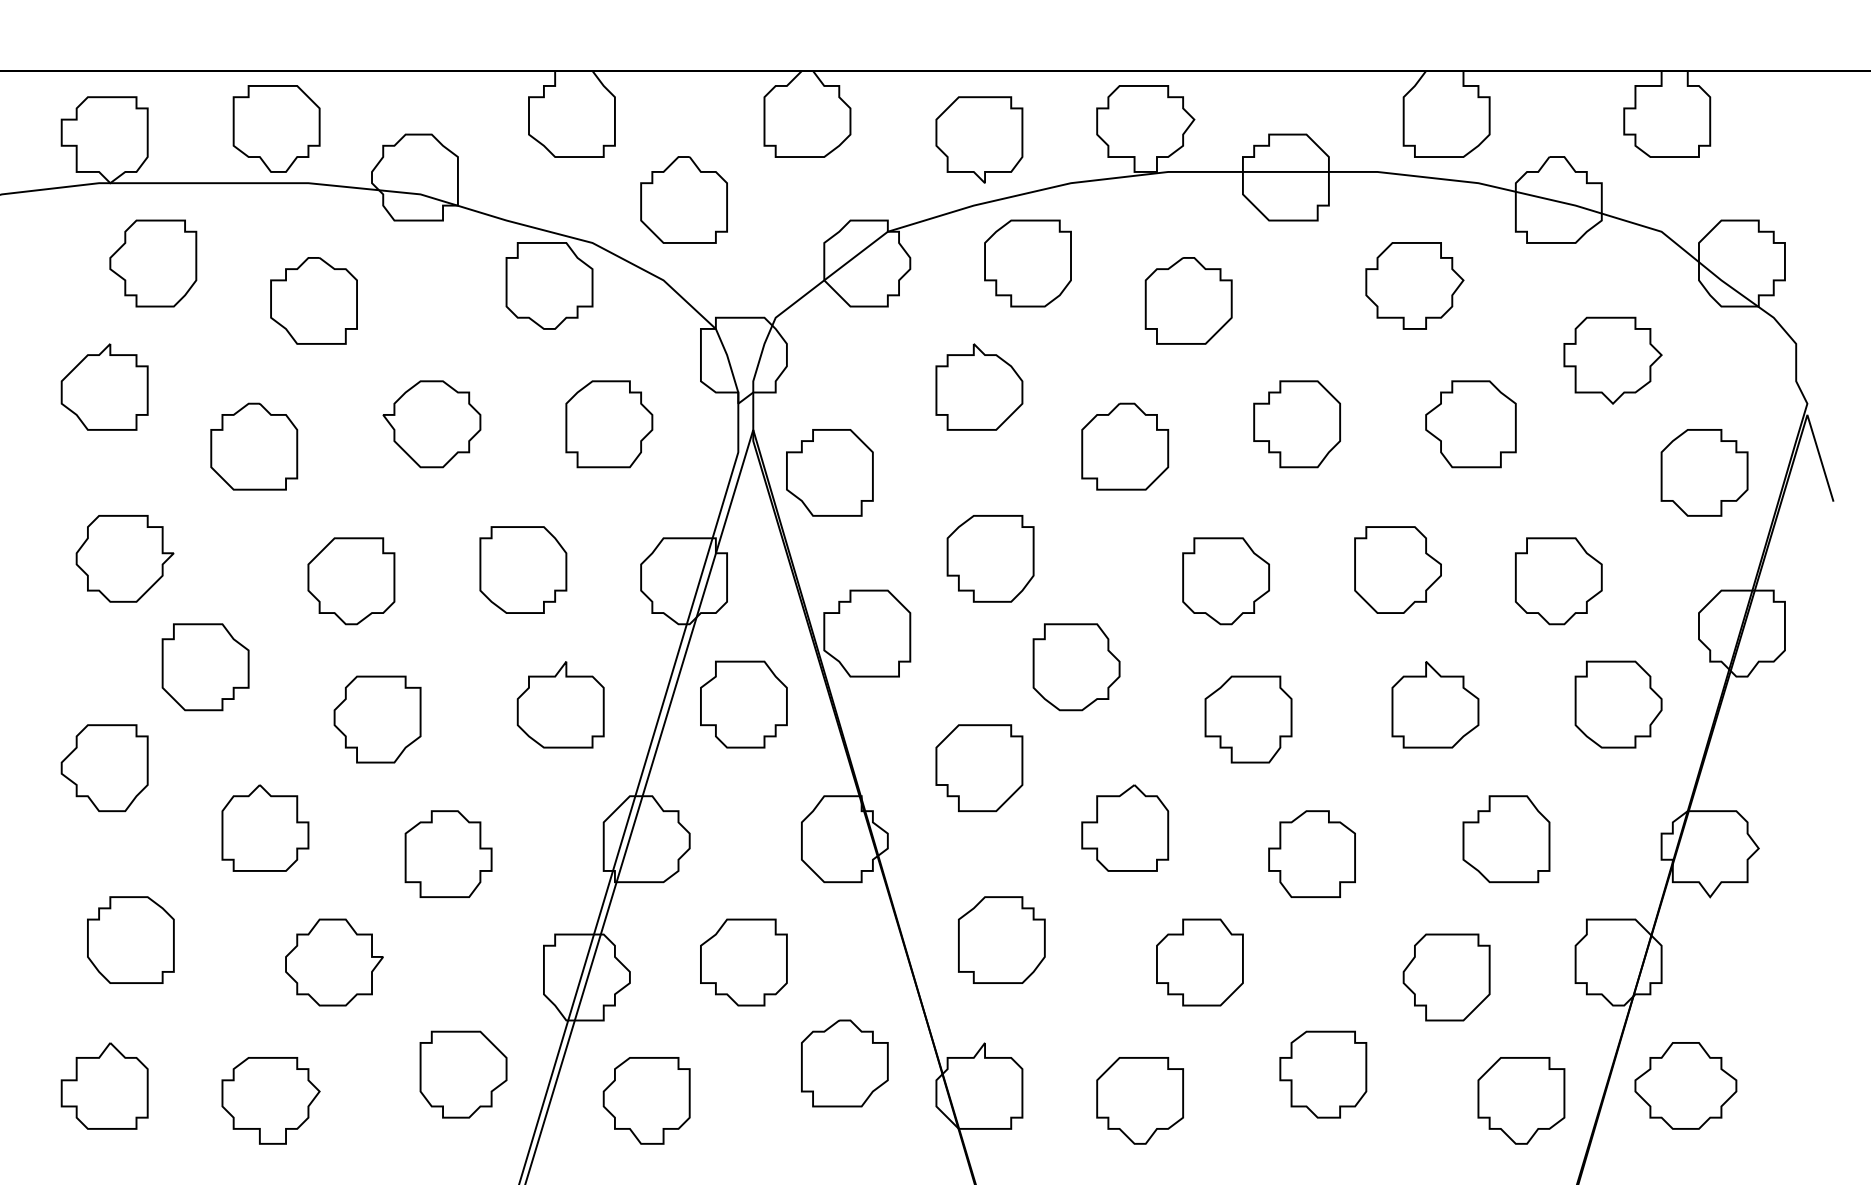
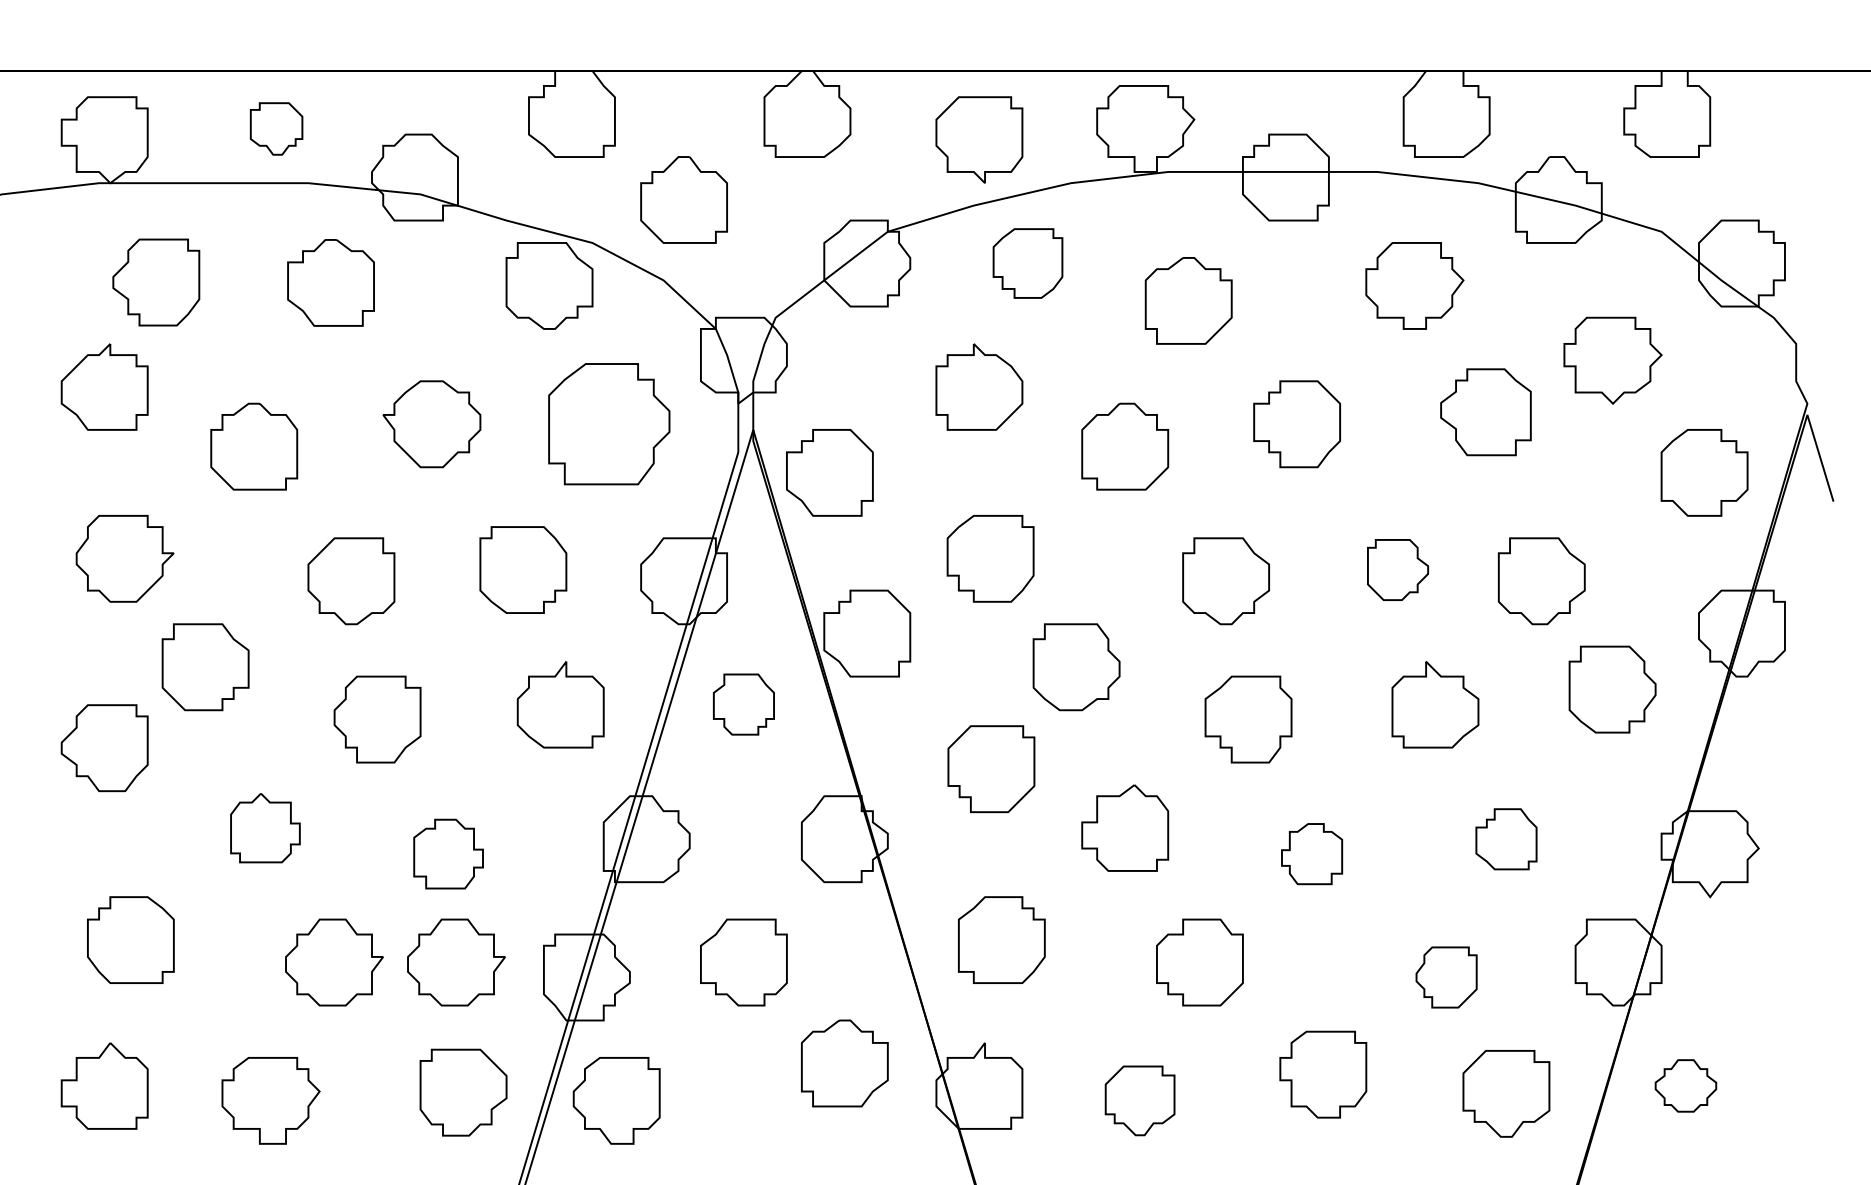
part size: 89x88 px -> 55x54 px (276, 128)
part position: (153, 263) -> (156, 282) (156, 282)
part size: 88x89 px -> 72x71 px (1027, 263)
part position: (313, 300) -> (330, 282) (330, 282)
part size: 89x89 px -> 123x123 px (609, 424)
part position: (1470, 424) -> (1485, 412) (1485, 412)
part size: 88x88 px -> 62x62 px (1397, 569)
part position: (1558, 581) -> (1541, 581) (1541, 581)
part size: 88x89 px -> 62x63 px (743, 704)
part position: (1618, 704) -> (1612, 689) (1612, 689)
part position: (104, 768) -> (104, 748) (104, 748)
part position: (979, 768) -> (991, 769) (991, 769)
part size: 89x88 px -> 71x71 px (265, 828)
part size: 89x89 px -> 63x63 px (1506, 839)
part size: 89x88 px -> 71x72 px (448, 853)
part size: 88x88 px -> 63x63 px (1312, 854)
part: none -> present (456, 962)
part size: 89x89 px -> 63x63 px (1446, 977)
part position: (463, 1074) -> (463, 1092) (463, 1092)
part size: 104x88 px -> 64x54 px (1685, 1085)
part position: (646, 1100) -> (616, 1100) (616, 1100)
part size: 88x88 px -> 72x72 px (1139, 1100)
part position: (1521, 1100) -> (1506, 1093) (1506, 1093)
